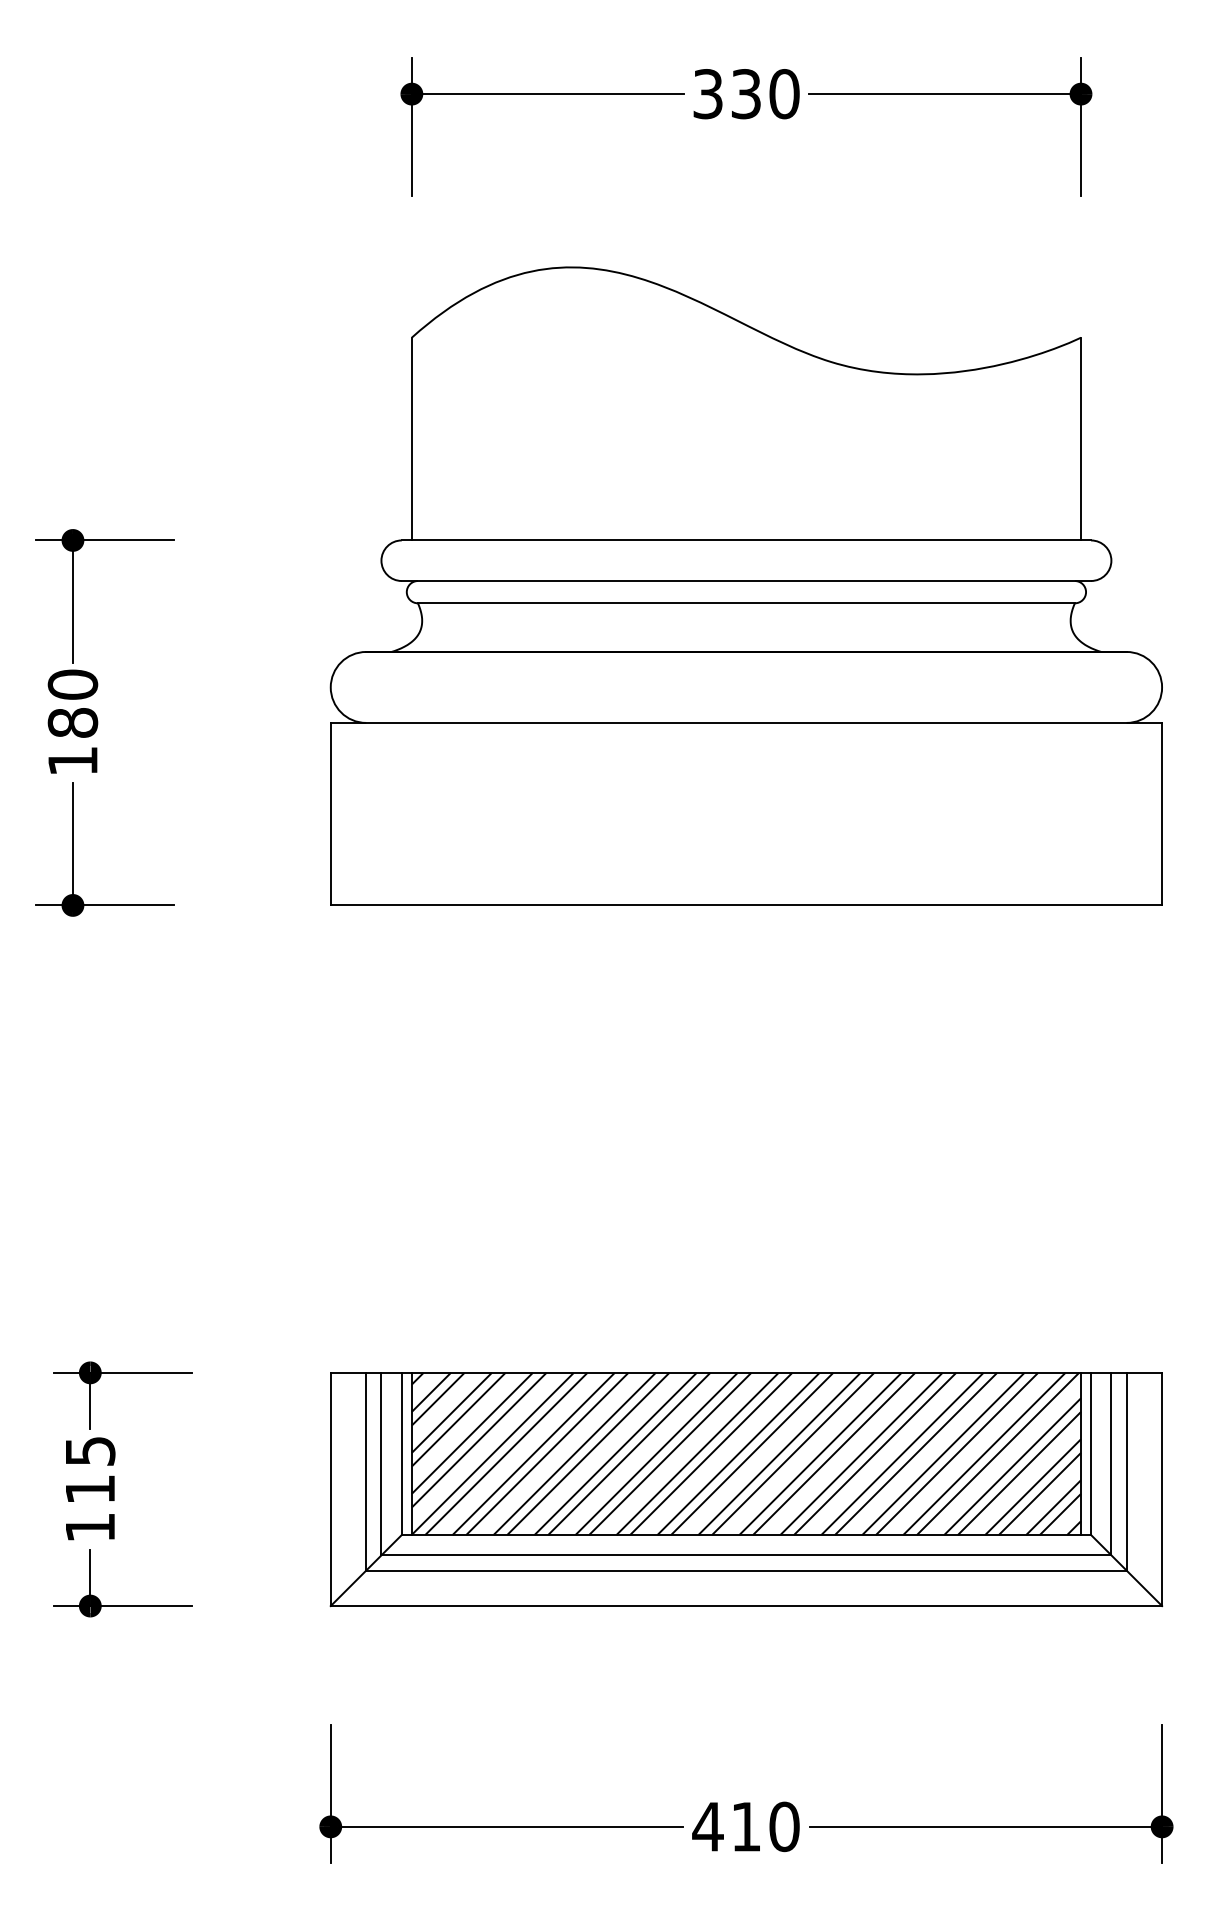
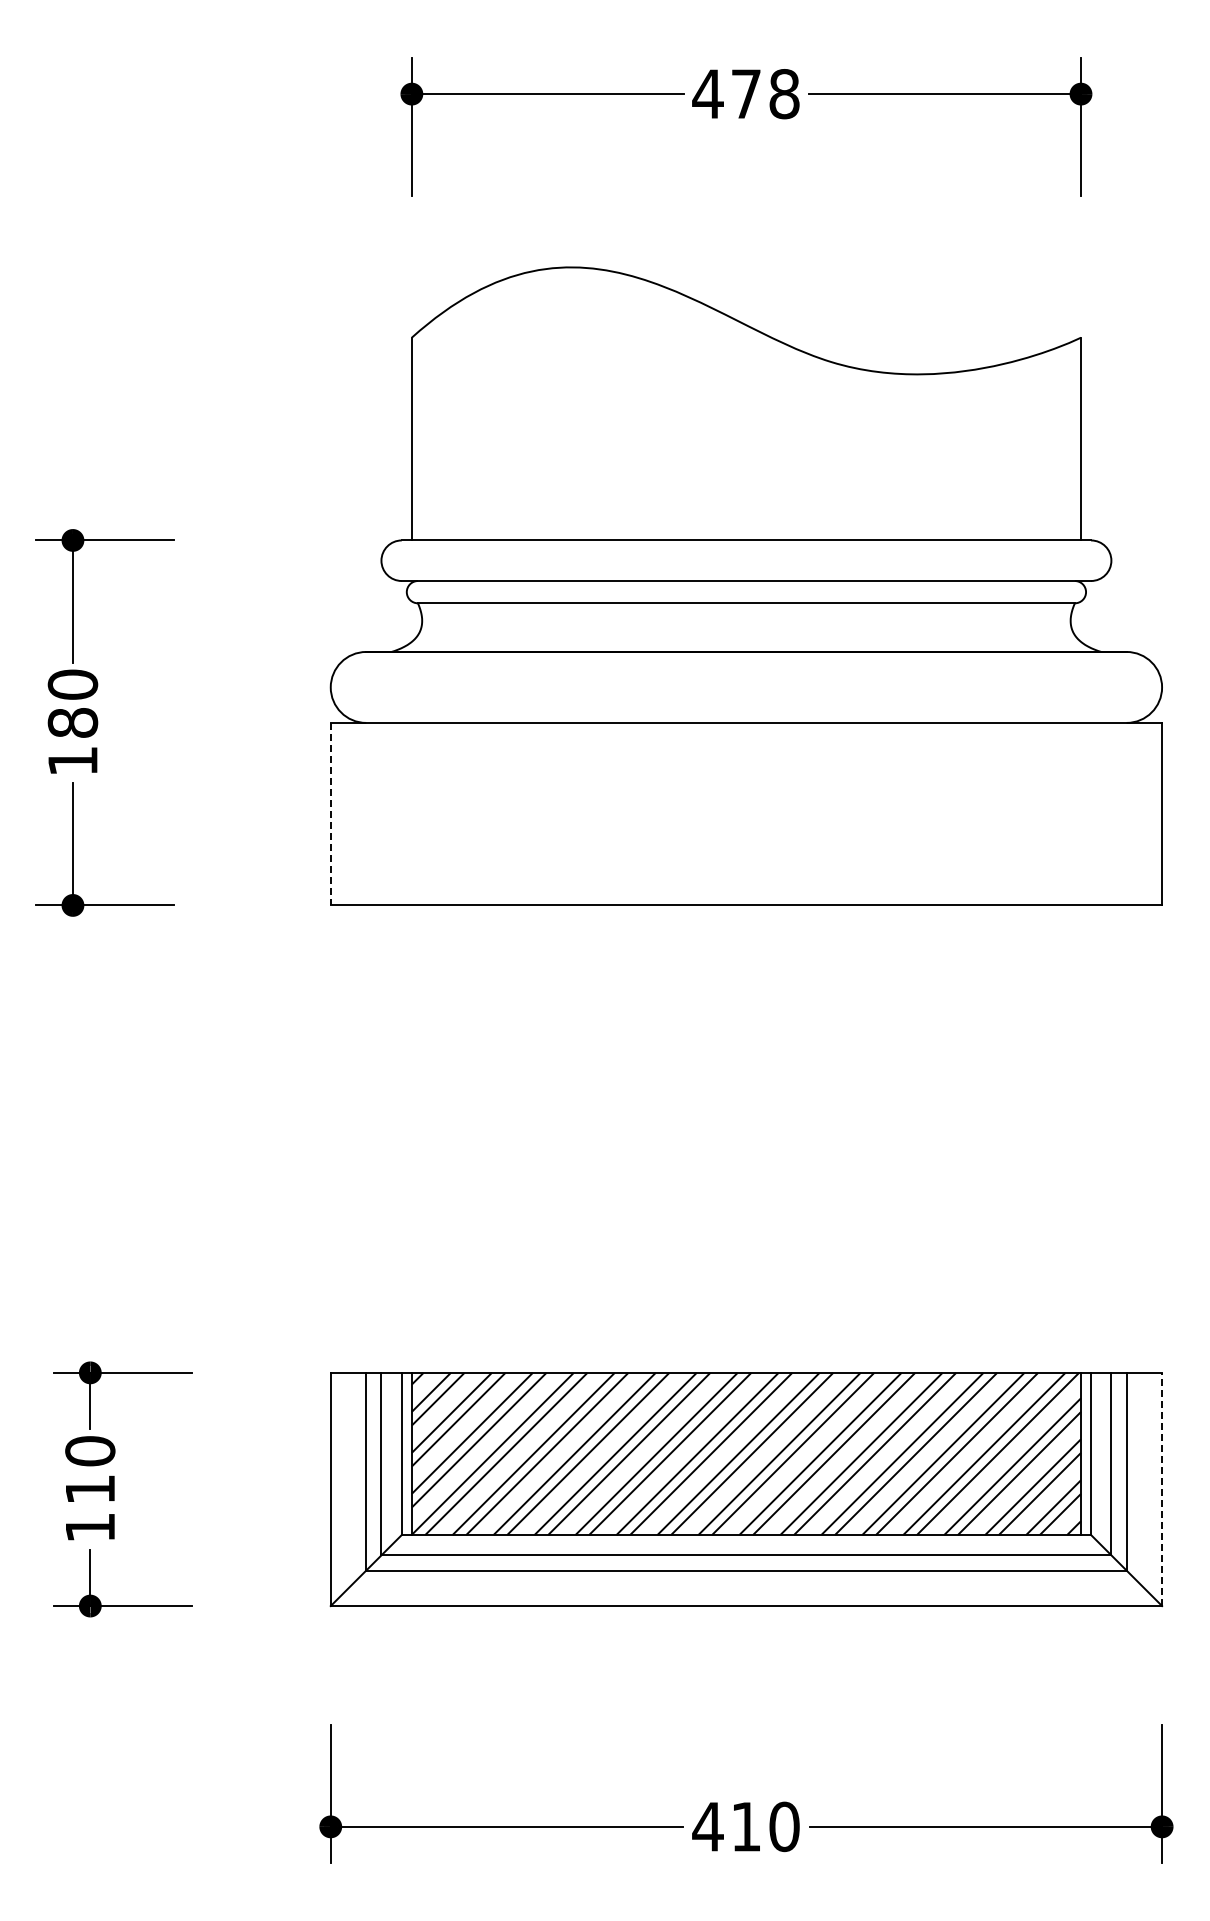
text: 330 -> 478 (745, 94)
line: solid -> dashed (330, 814)
text: 115 -> 110 (90, 1451)
line: solid -> dashed (1162, 1489)
